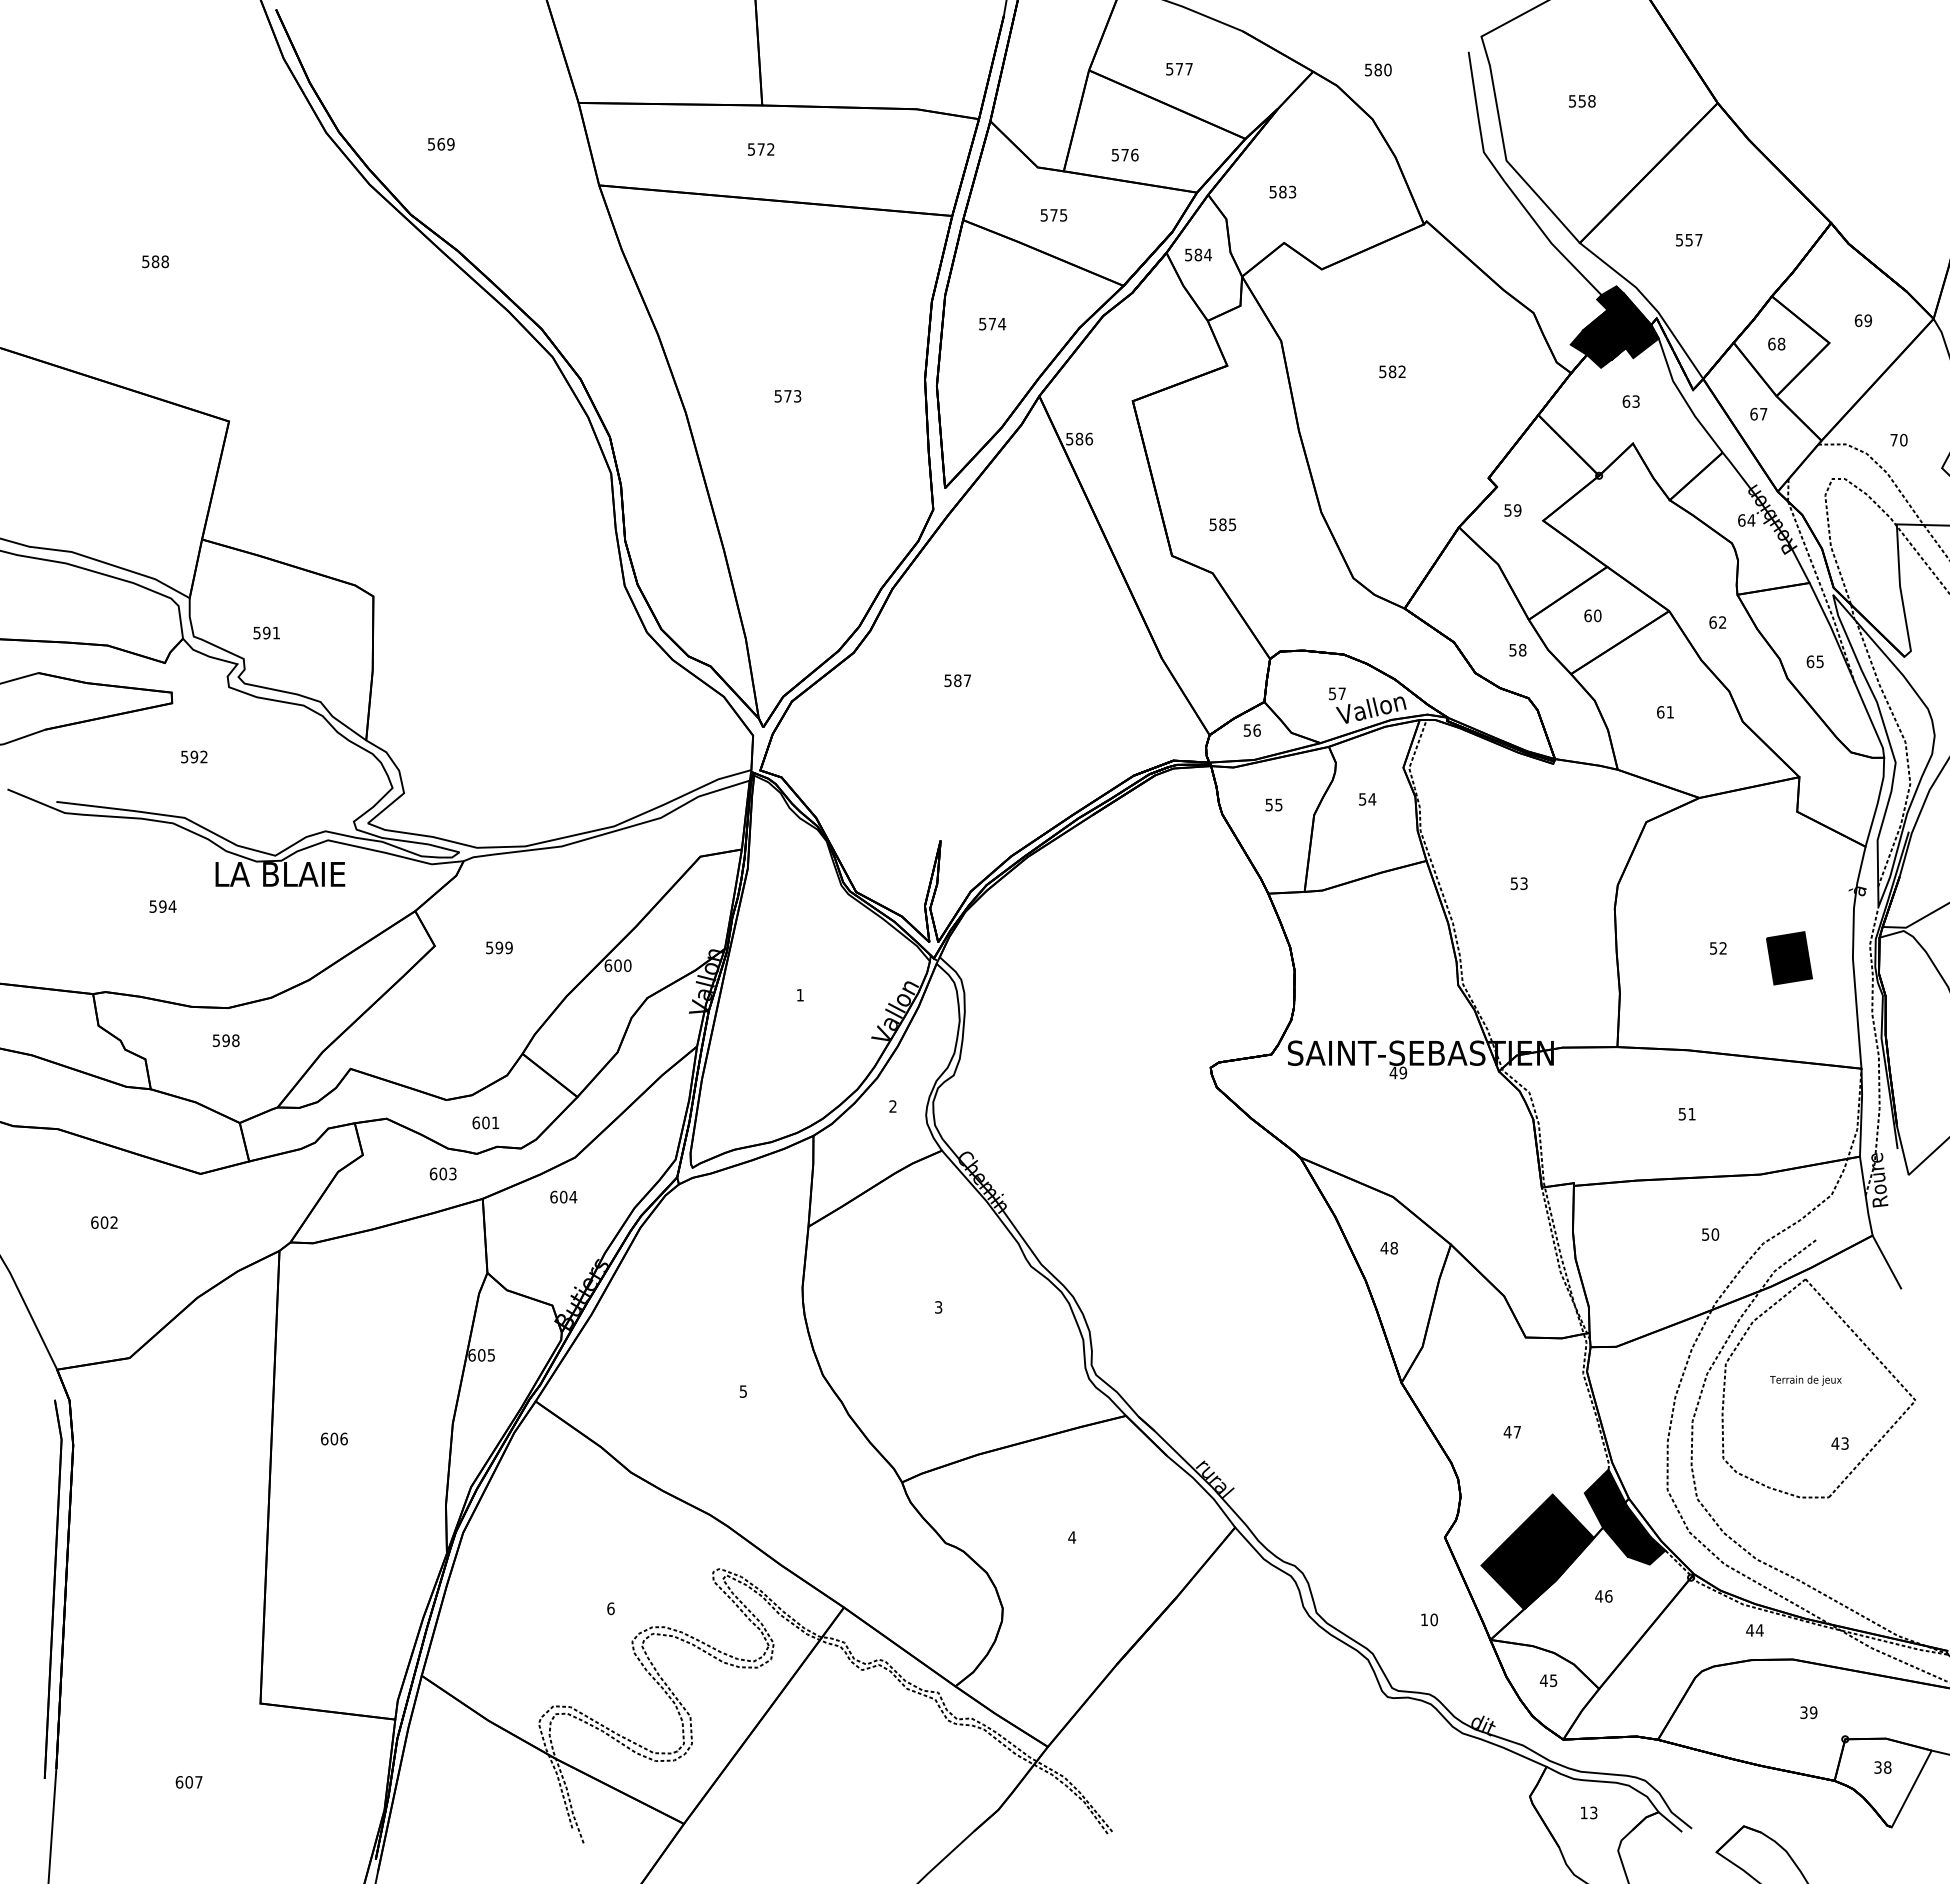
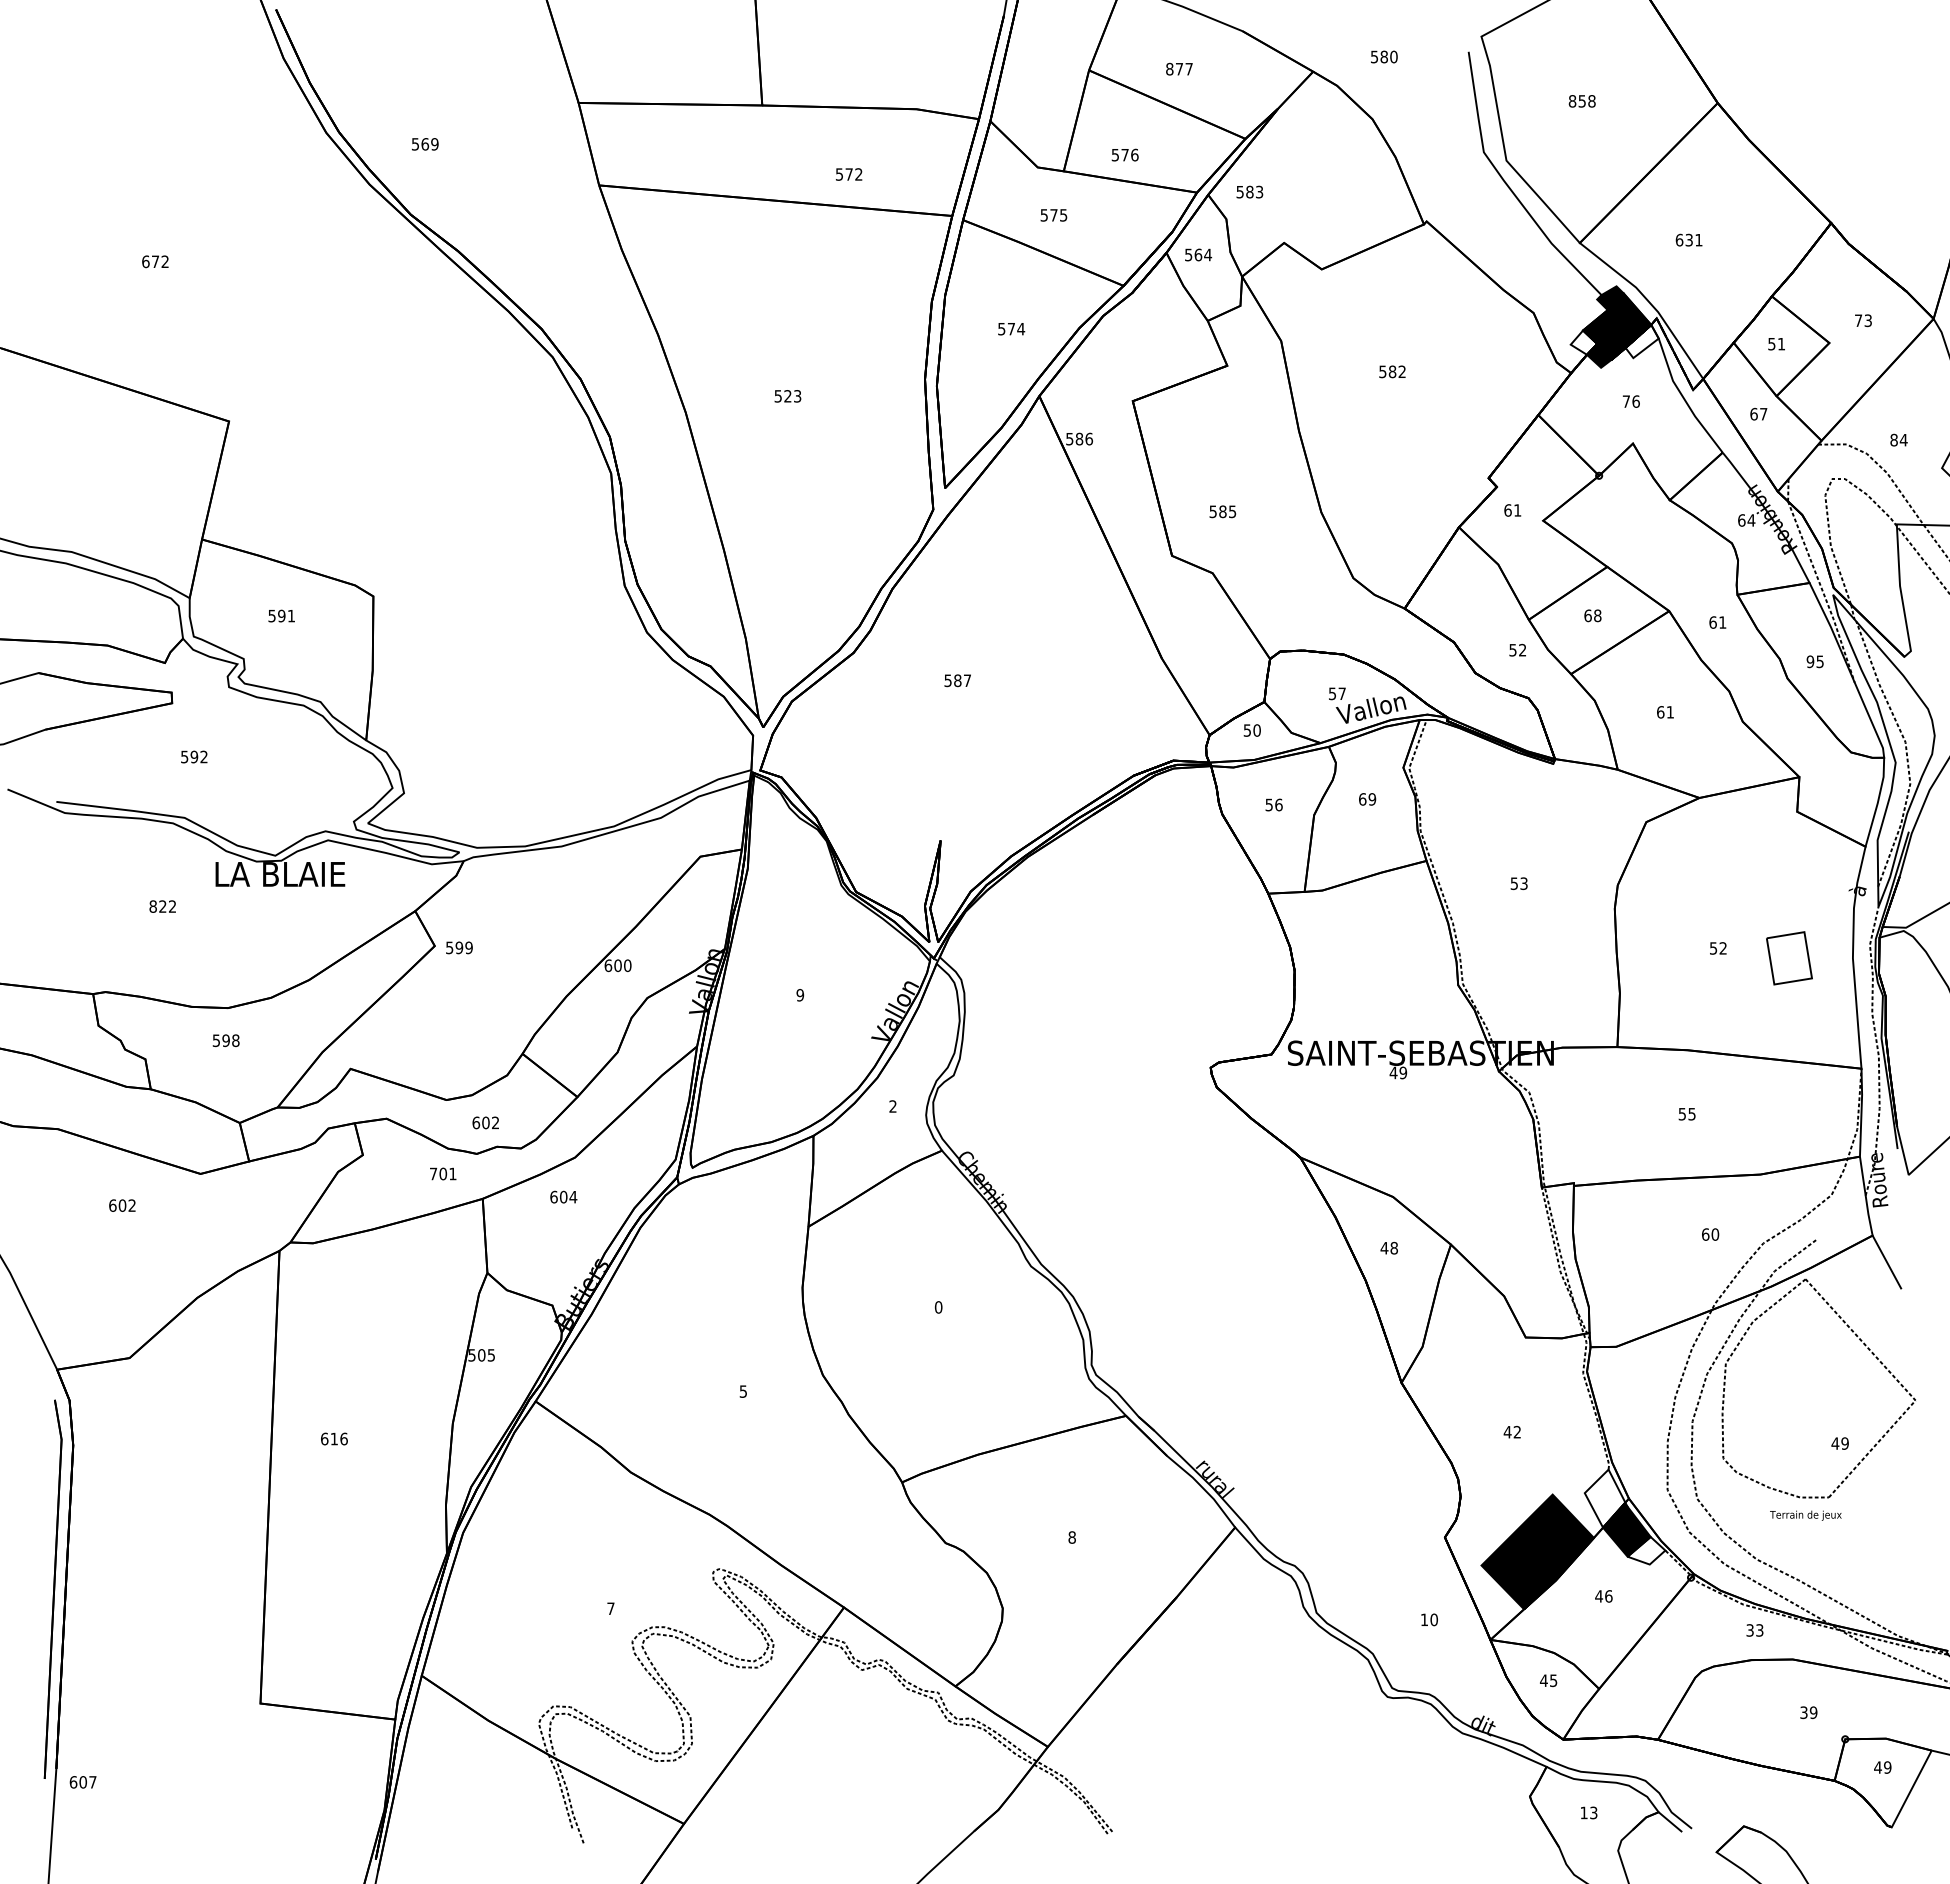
text: 577 -> 877 (1169, 68)
text position: (1378, 69) -> (1384, 56) (1384, 56)
text: 558 -> 858 (1572, 101)
text position: (441, 144) -> (425, 144) (425, 144)
text position: (761, 149) -> (849, 174) (849, 174)
text position: (1282, 191) -> (1249, 191) (1249, 191)
text: 557 -> 631 (1688, 239)
text: 584 -> 564 (1198, 254)
text: 588 -> 672 (155, 261)
text: 69 -> 73 (1863, 320)
text position: (992, 324) -> (1011, 329) (1011, 329)
fill: present -> none (1641, 341)
fill: present -> none (1583, 342)
text: 68 -> 51 (1776, 343)
text: 573 -> 523 (787, 396)
text: 63 -> 76 (1630, 401)
text: 70 -> 84 (1898, 439)
text: 59 -> 61 (1512, 510)
text position: (1222, 524) -> (1222, 511) (1222, 511)
text: 60 -> 68 (1597, 615)
text: 62 -> 61 (1722, 622)
text position: (266, 632) -> (281, 615) (281, 615)
text: 58 -> 52 (1522, 650)
text: 65 -> 95 (1810, 661)
text: 56 -> 50 (1256, 730)
text: 54 -> 69 (1367, 799)
text: 55 -> 56 (1278, 804)
text: 594 -> 822 (162, 906)
text position: (499, 947) -> (459, 947) (459, 947)
fill: present -> none (1789, 958)
text: 1 -> 9 (800, 995)
text: 51 -> 55 (1691, 1114)
text: 601 -> 602 (495, 1122)
text: 603 -> 701 (442, 1173)
text position: (104, 1222) -> (122, 1205) (122, 1205)
text: 50 -> 60 (1705, 1234)
text: 3 -> 0 (938, 1307)
text: 605 -> 505 (471, 1355)
text position: (1805, 1380) -> (1805, 1515) (1805, 1515)
text: 47 -> 42 (1516, 1431)
text: 606 -> 616 (334, 1438)
text: 43 -> 49 (1844, 1443)
fill: present -> none (1604, 1498)
text: 4 -> 8 (1072, 1537)
fill: present -> none (1646, 1550)
text: 6 -> 7 (610, 1608)
text: 44 -> 33 (1754, 1630)
text: 38 -> 49 (1882, 1767)
text position: (188, 1782) -> (82, 1782) (82, 1782)
